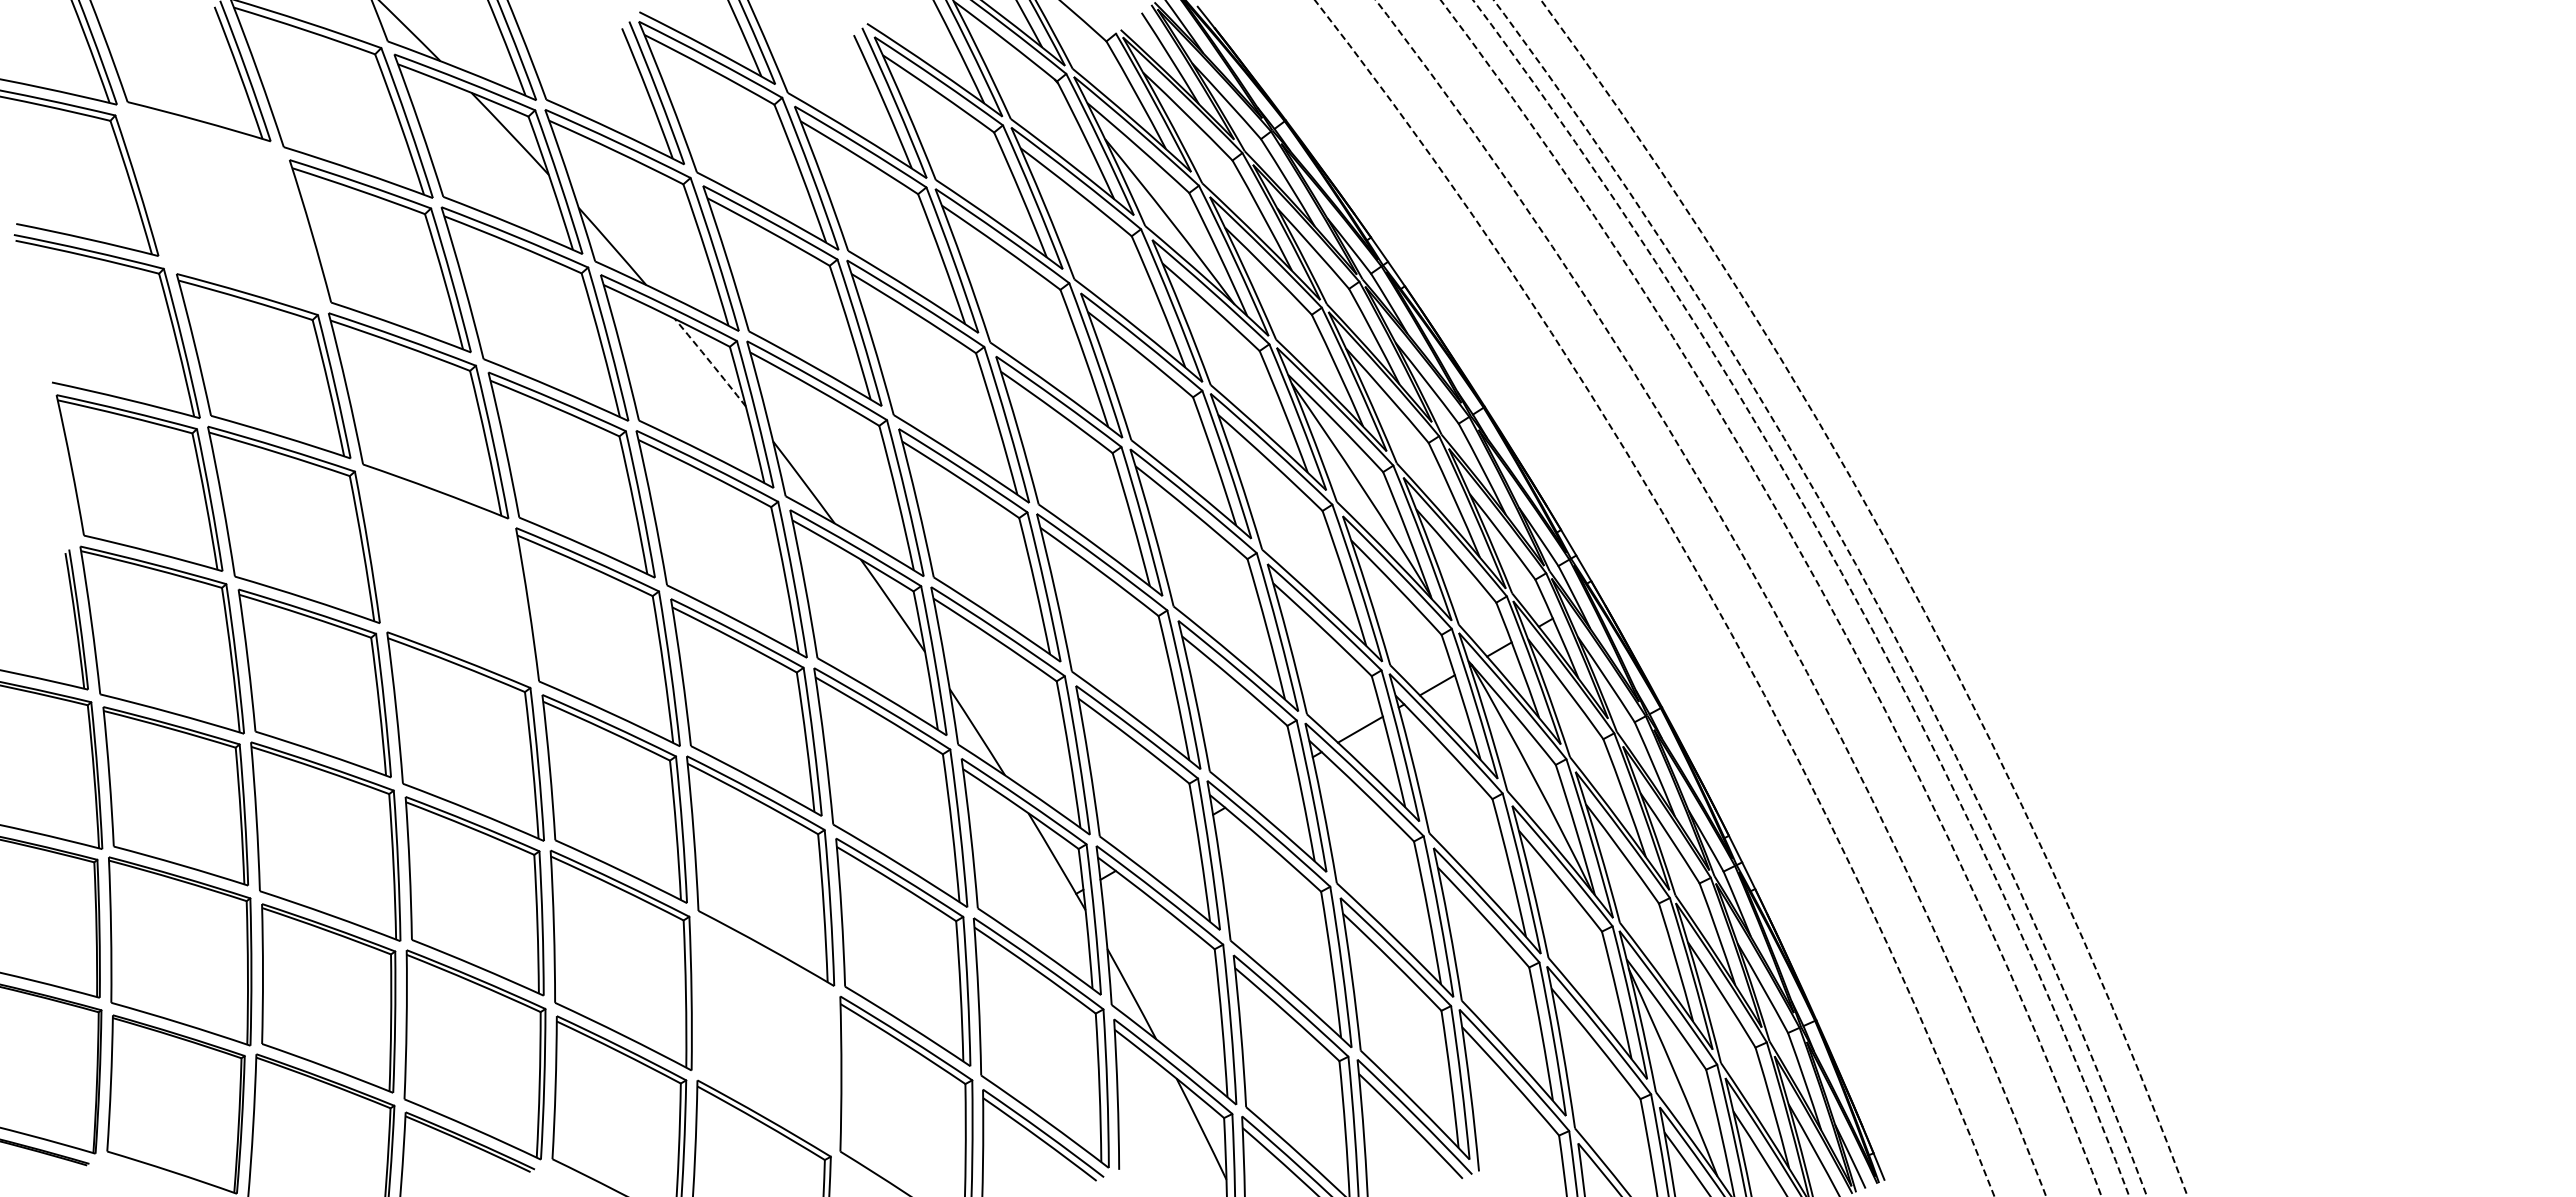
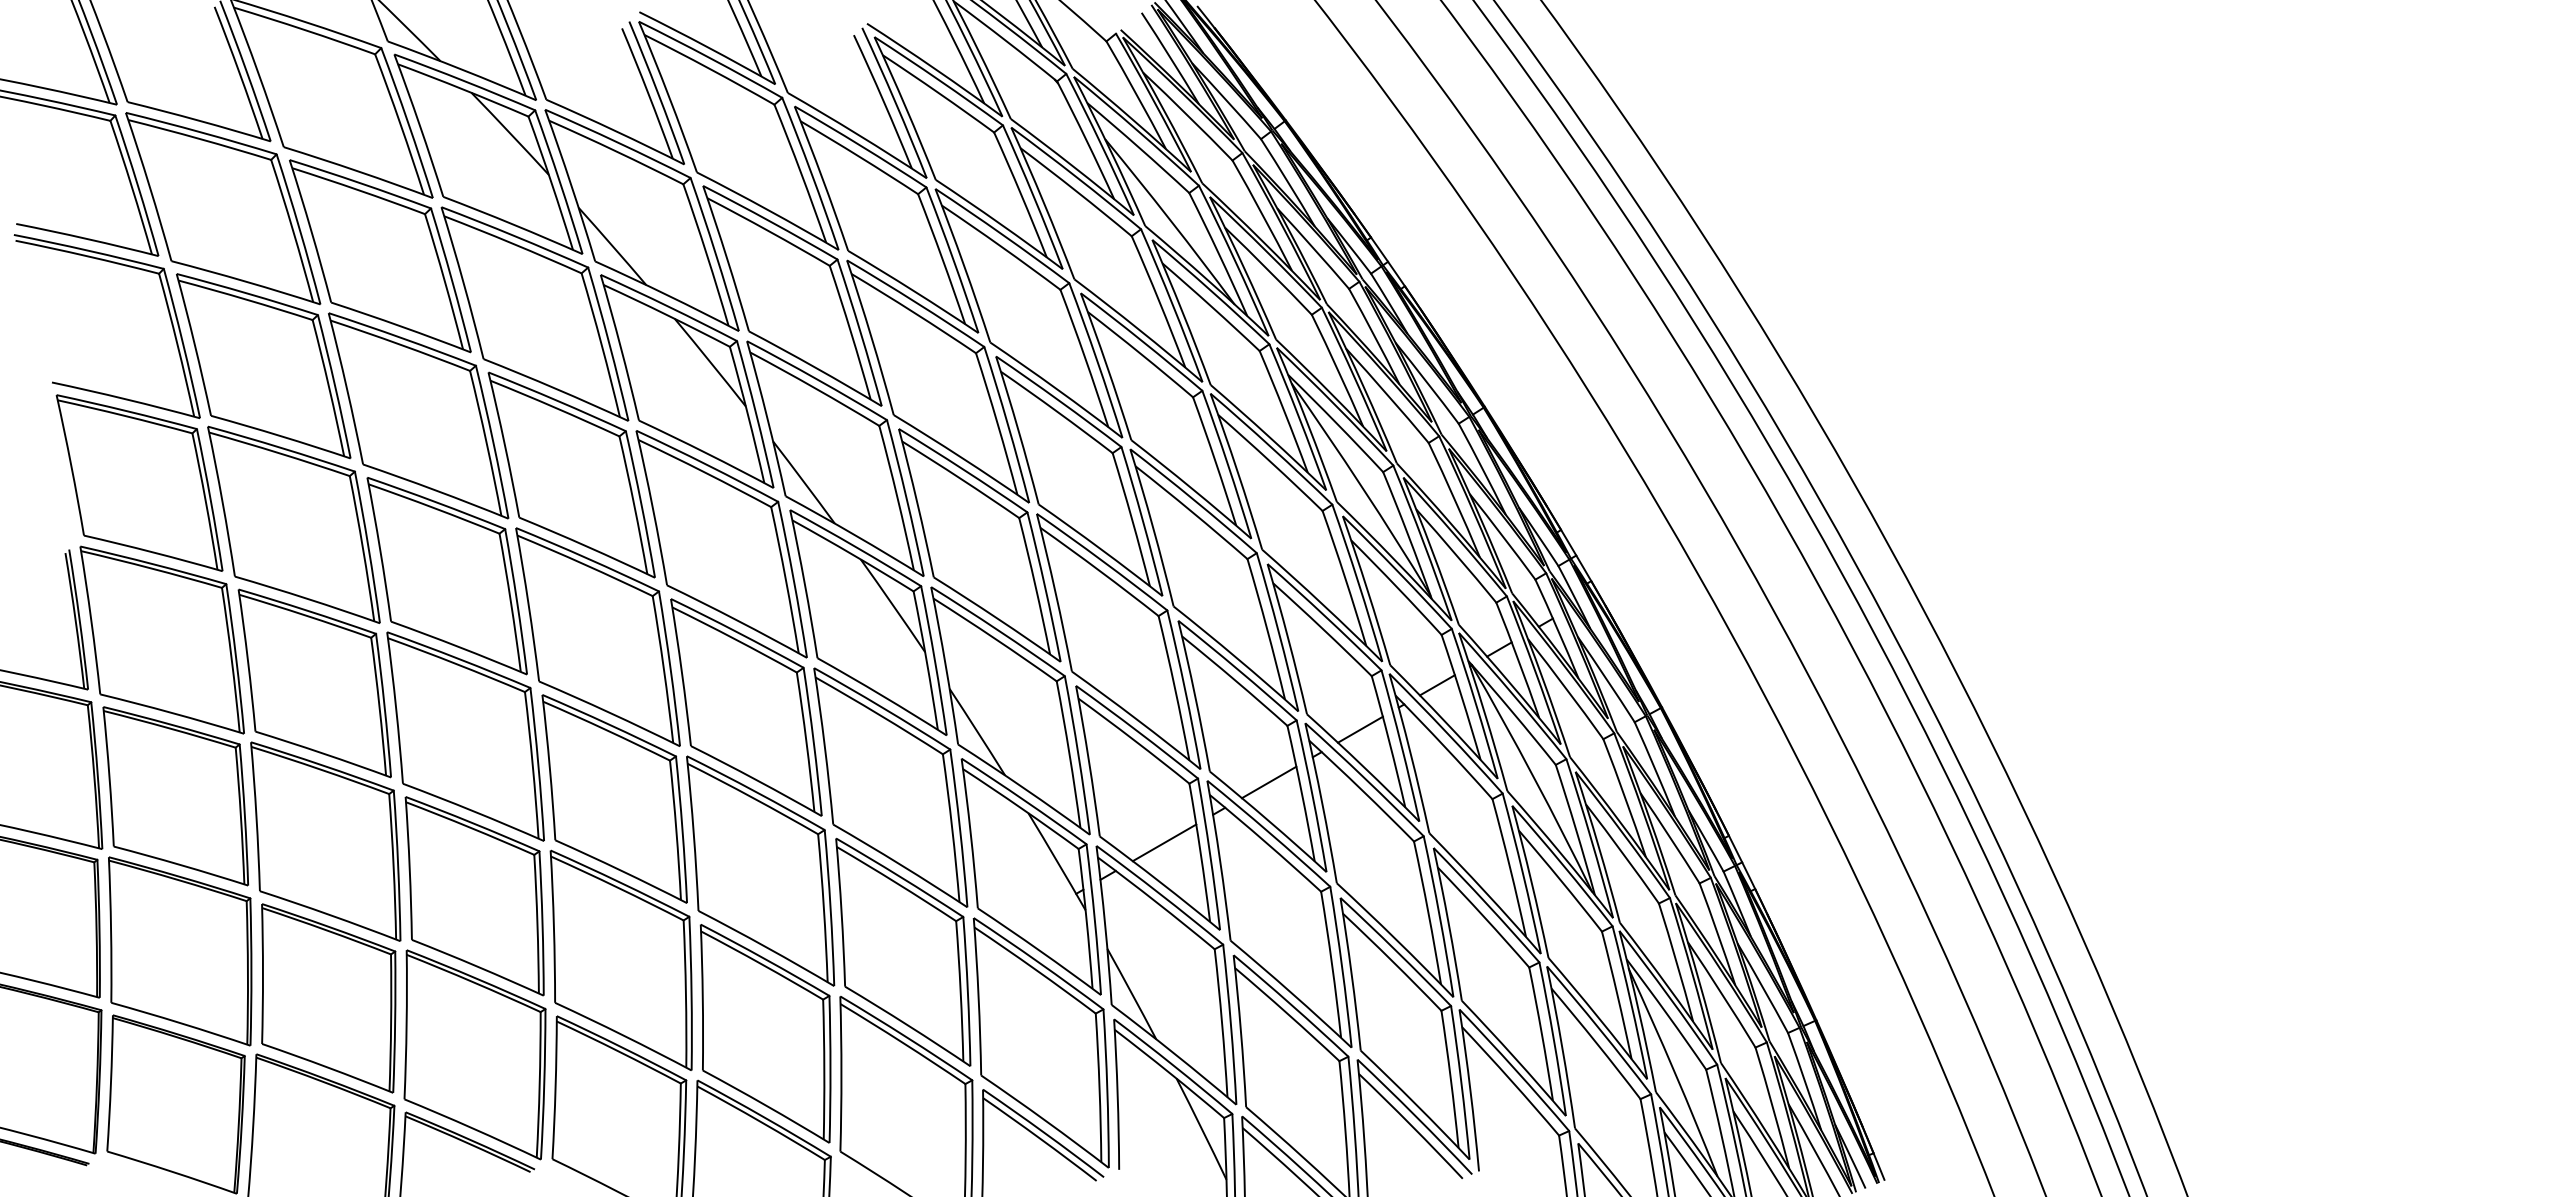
part: none -> present (223, 208)
arc: dashed -> solid (710, 362)
arc: dashed -> solid (1697, 573)
arc: dashed -> solid (1753, 574)
arc: dashed -> solid (1842, 574)
arc: dashed -> solid (1861, 574)
arc: dashed -> solid (1813, 575)
part: none -> present (446, 576)
arc: dashed -> solid (1905, 576)
line: none -> present (1268, 782)
line: none -> present (1164, 842)
part: none -> present (765, 1033)
